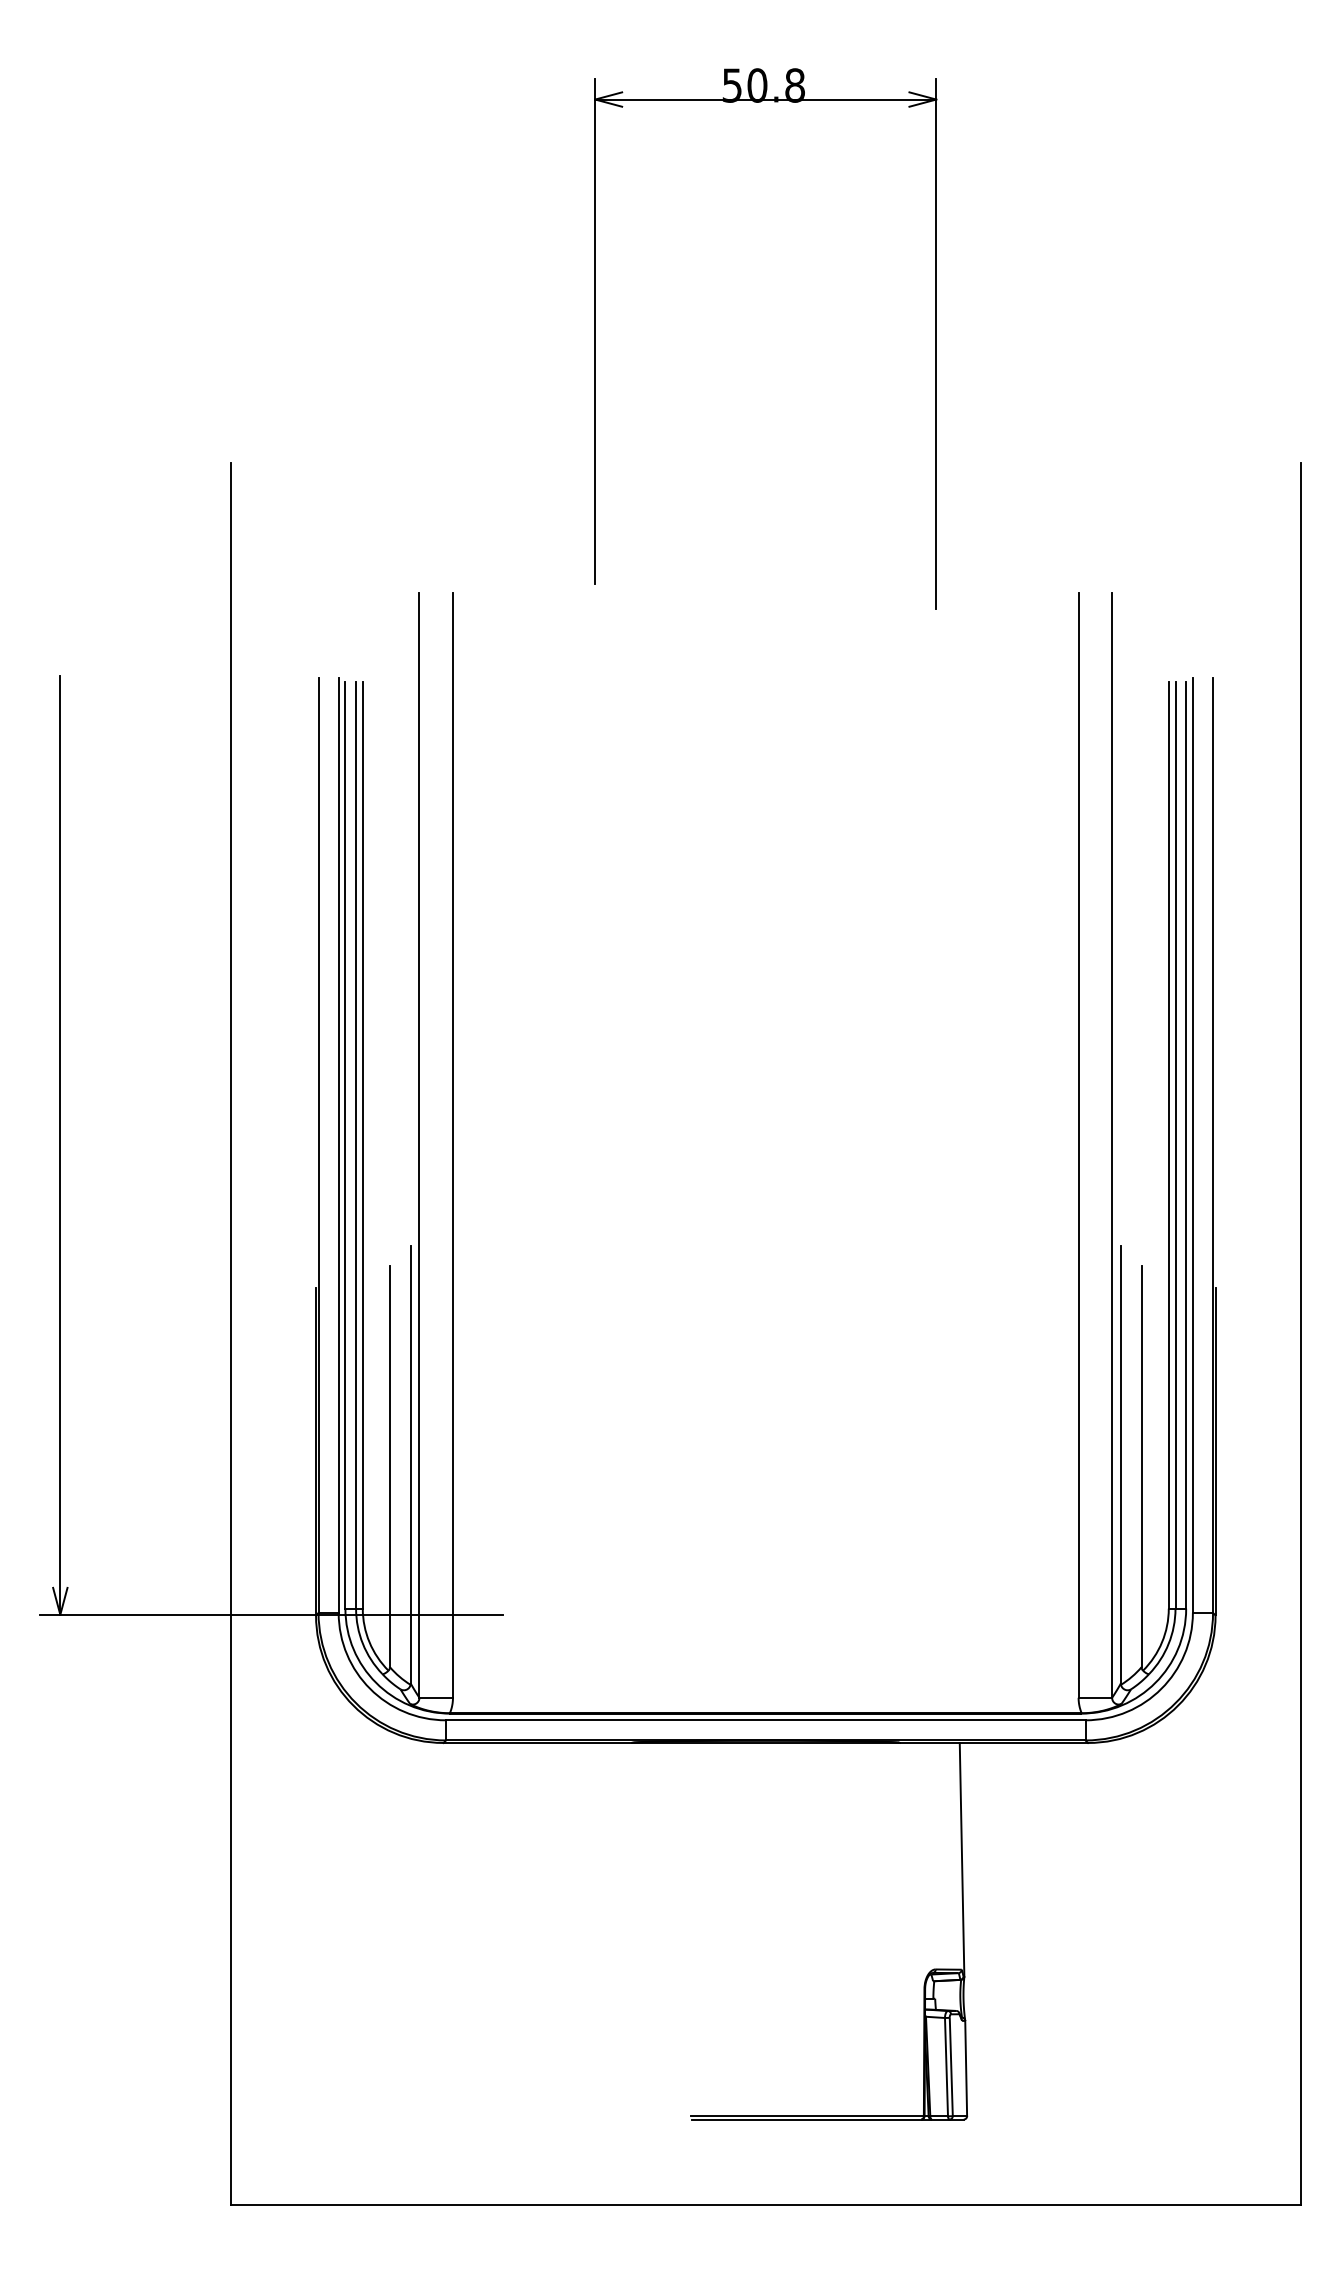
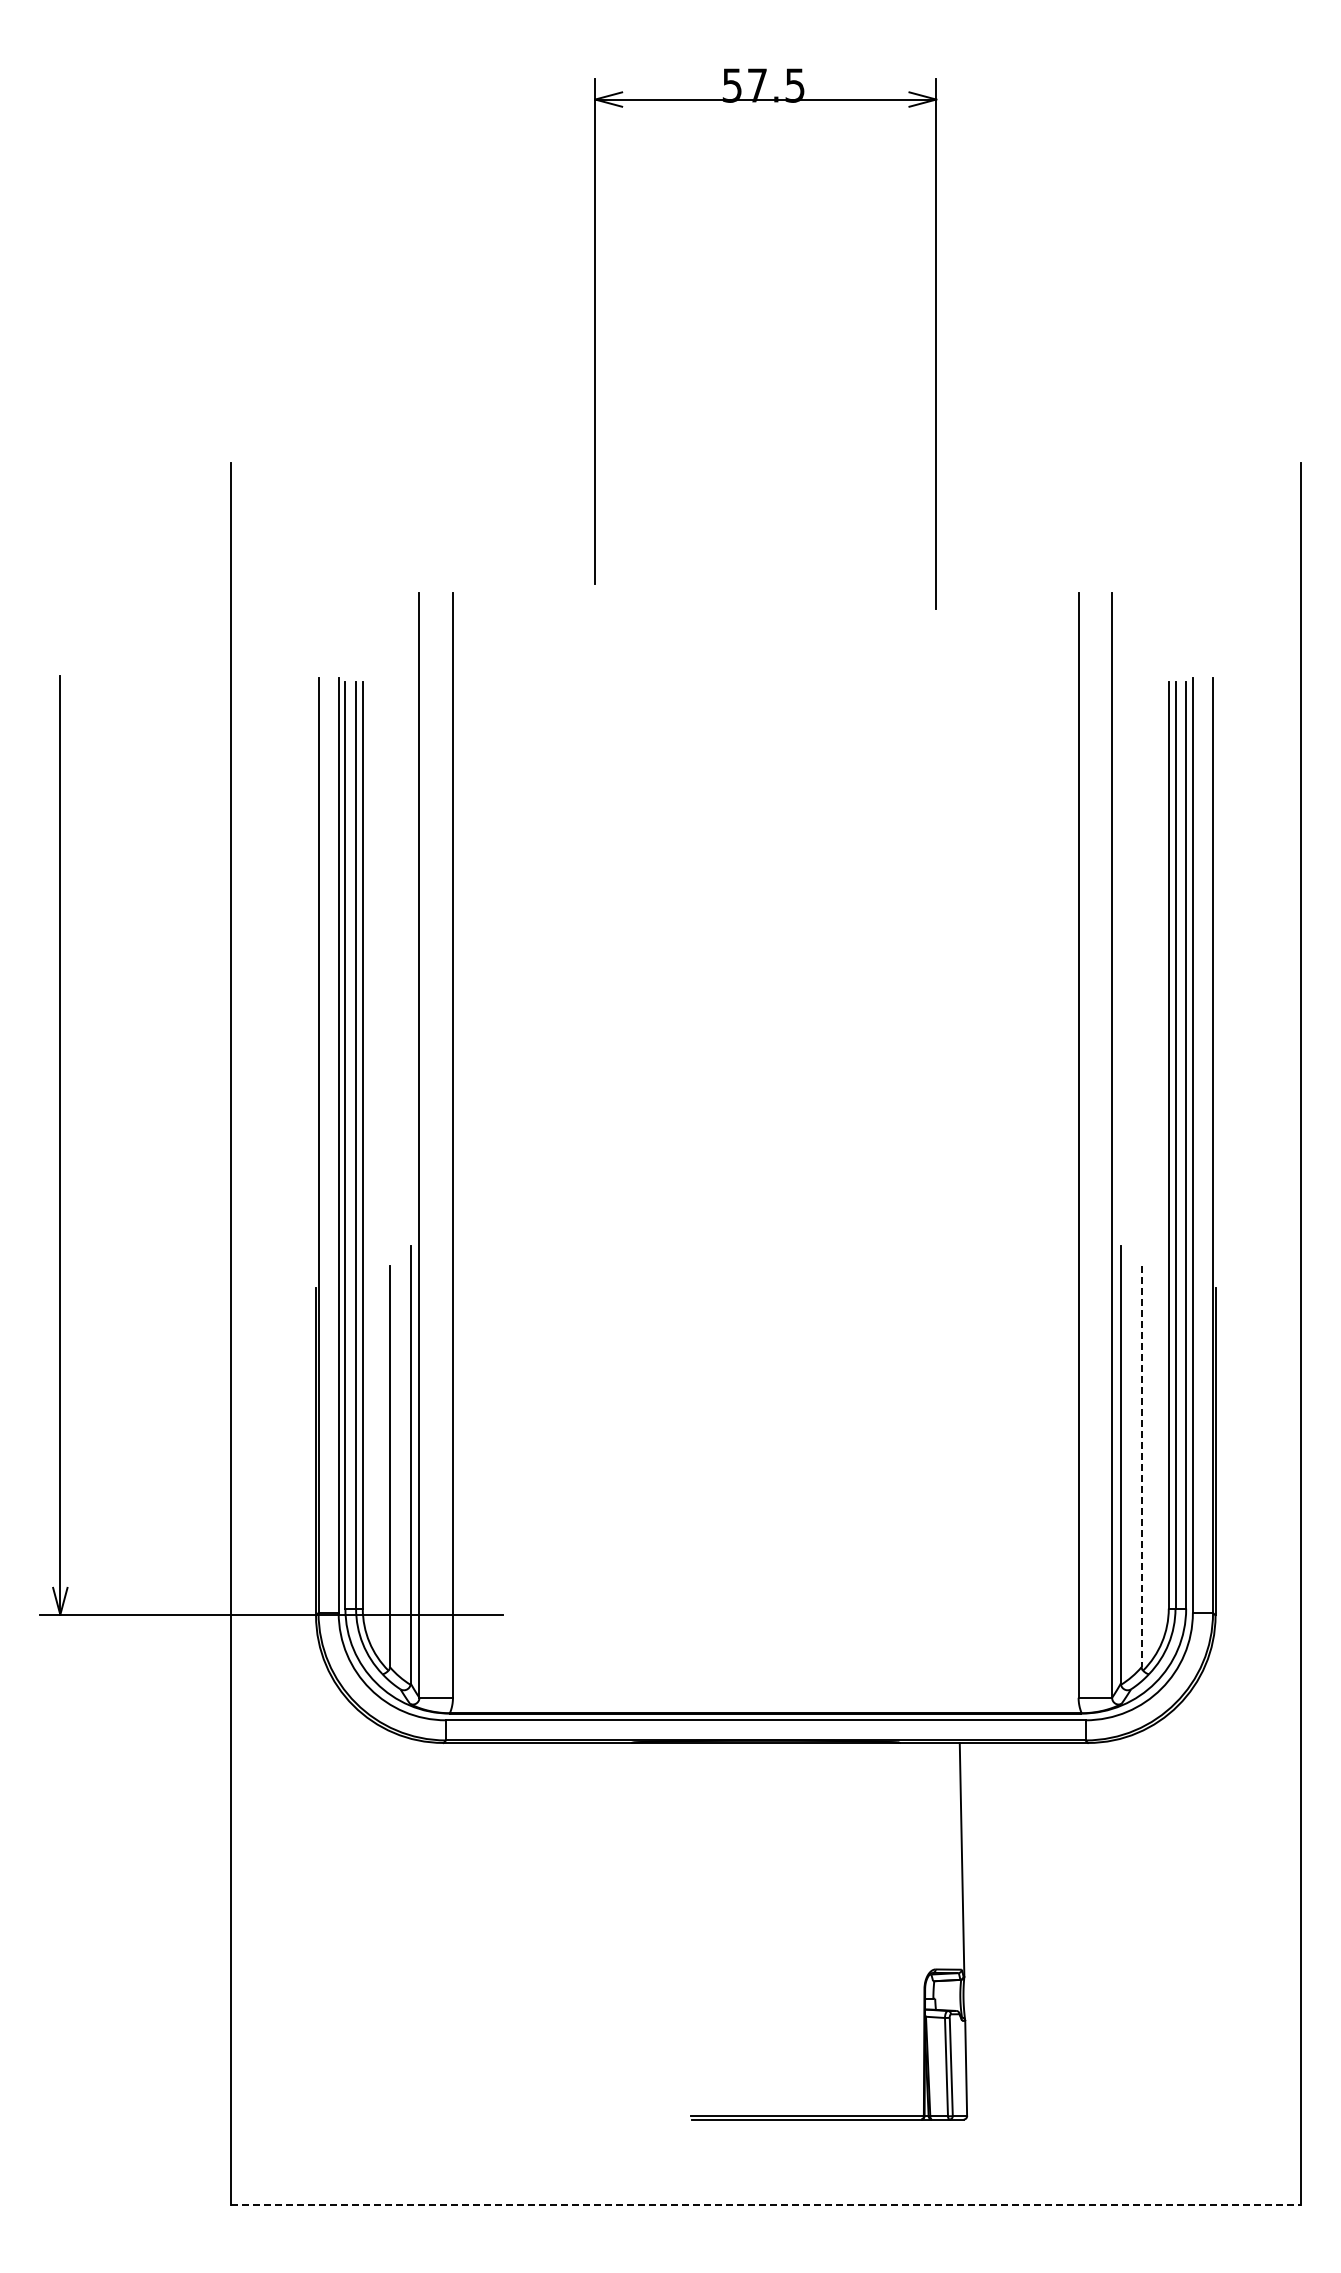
text: 50.8 -> 57.5 (775, 85)
line: solid -> dashed (1141, 1467)
line: solid -> dashed (766, 2204)
